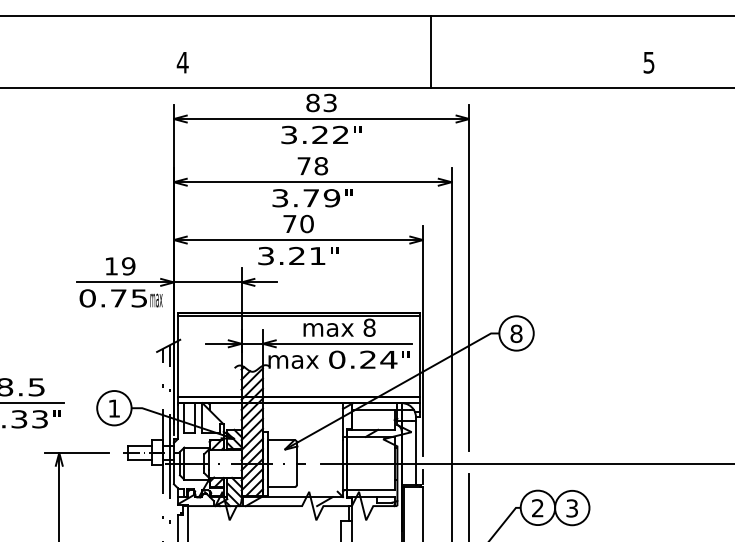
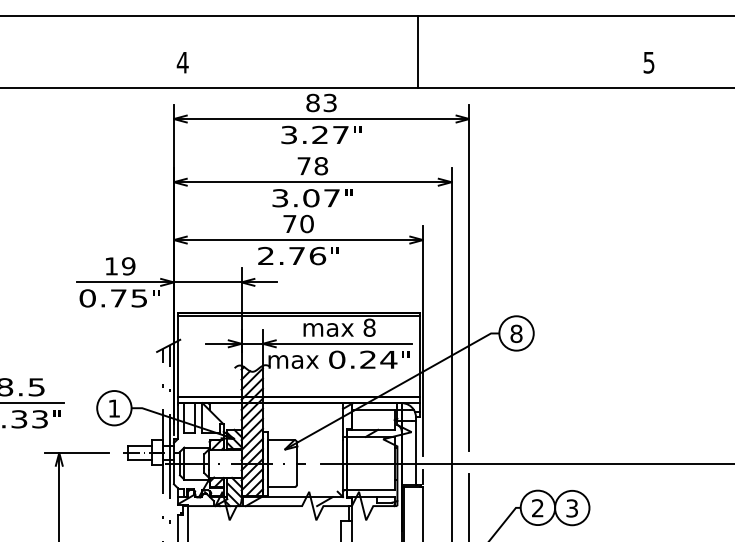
line position: (430, 51) -> (417, 51) (417, 51)
text: 3.22 -> 3.27 (340, 134)
text: 3.79 -> 3.07 (321, 198)
text: 3.21 -> 2.76 (292, 255)
text: max -> " (156, 298)
